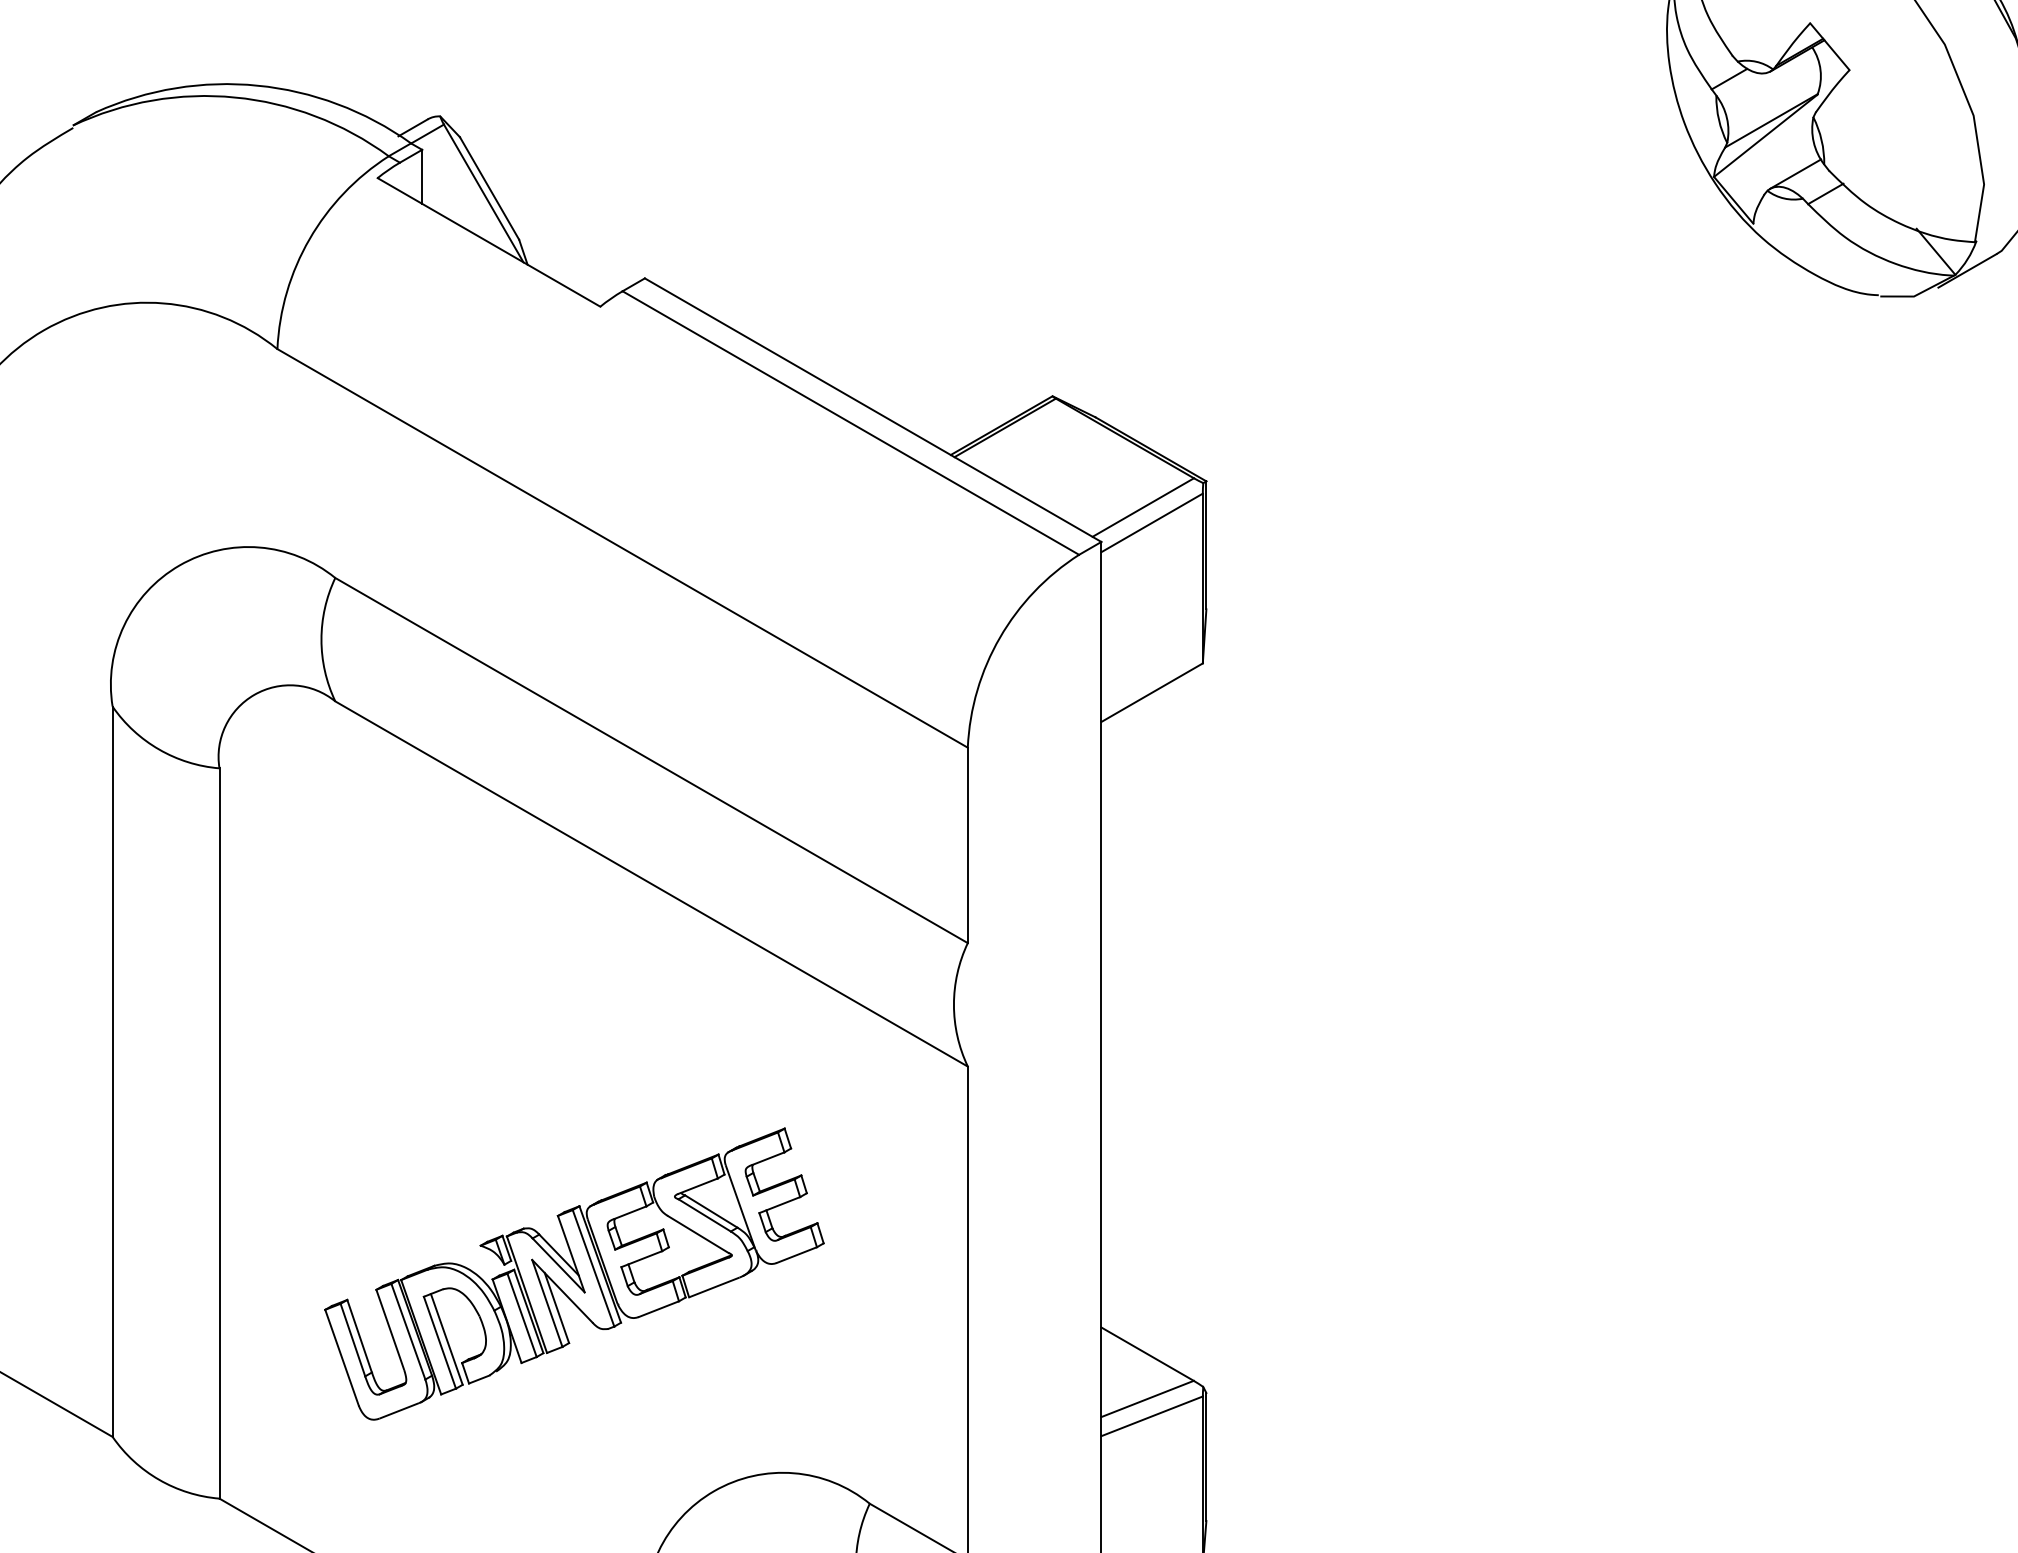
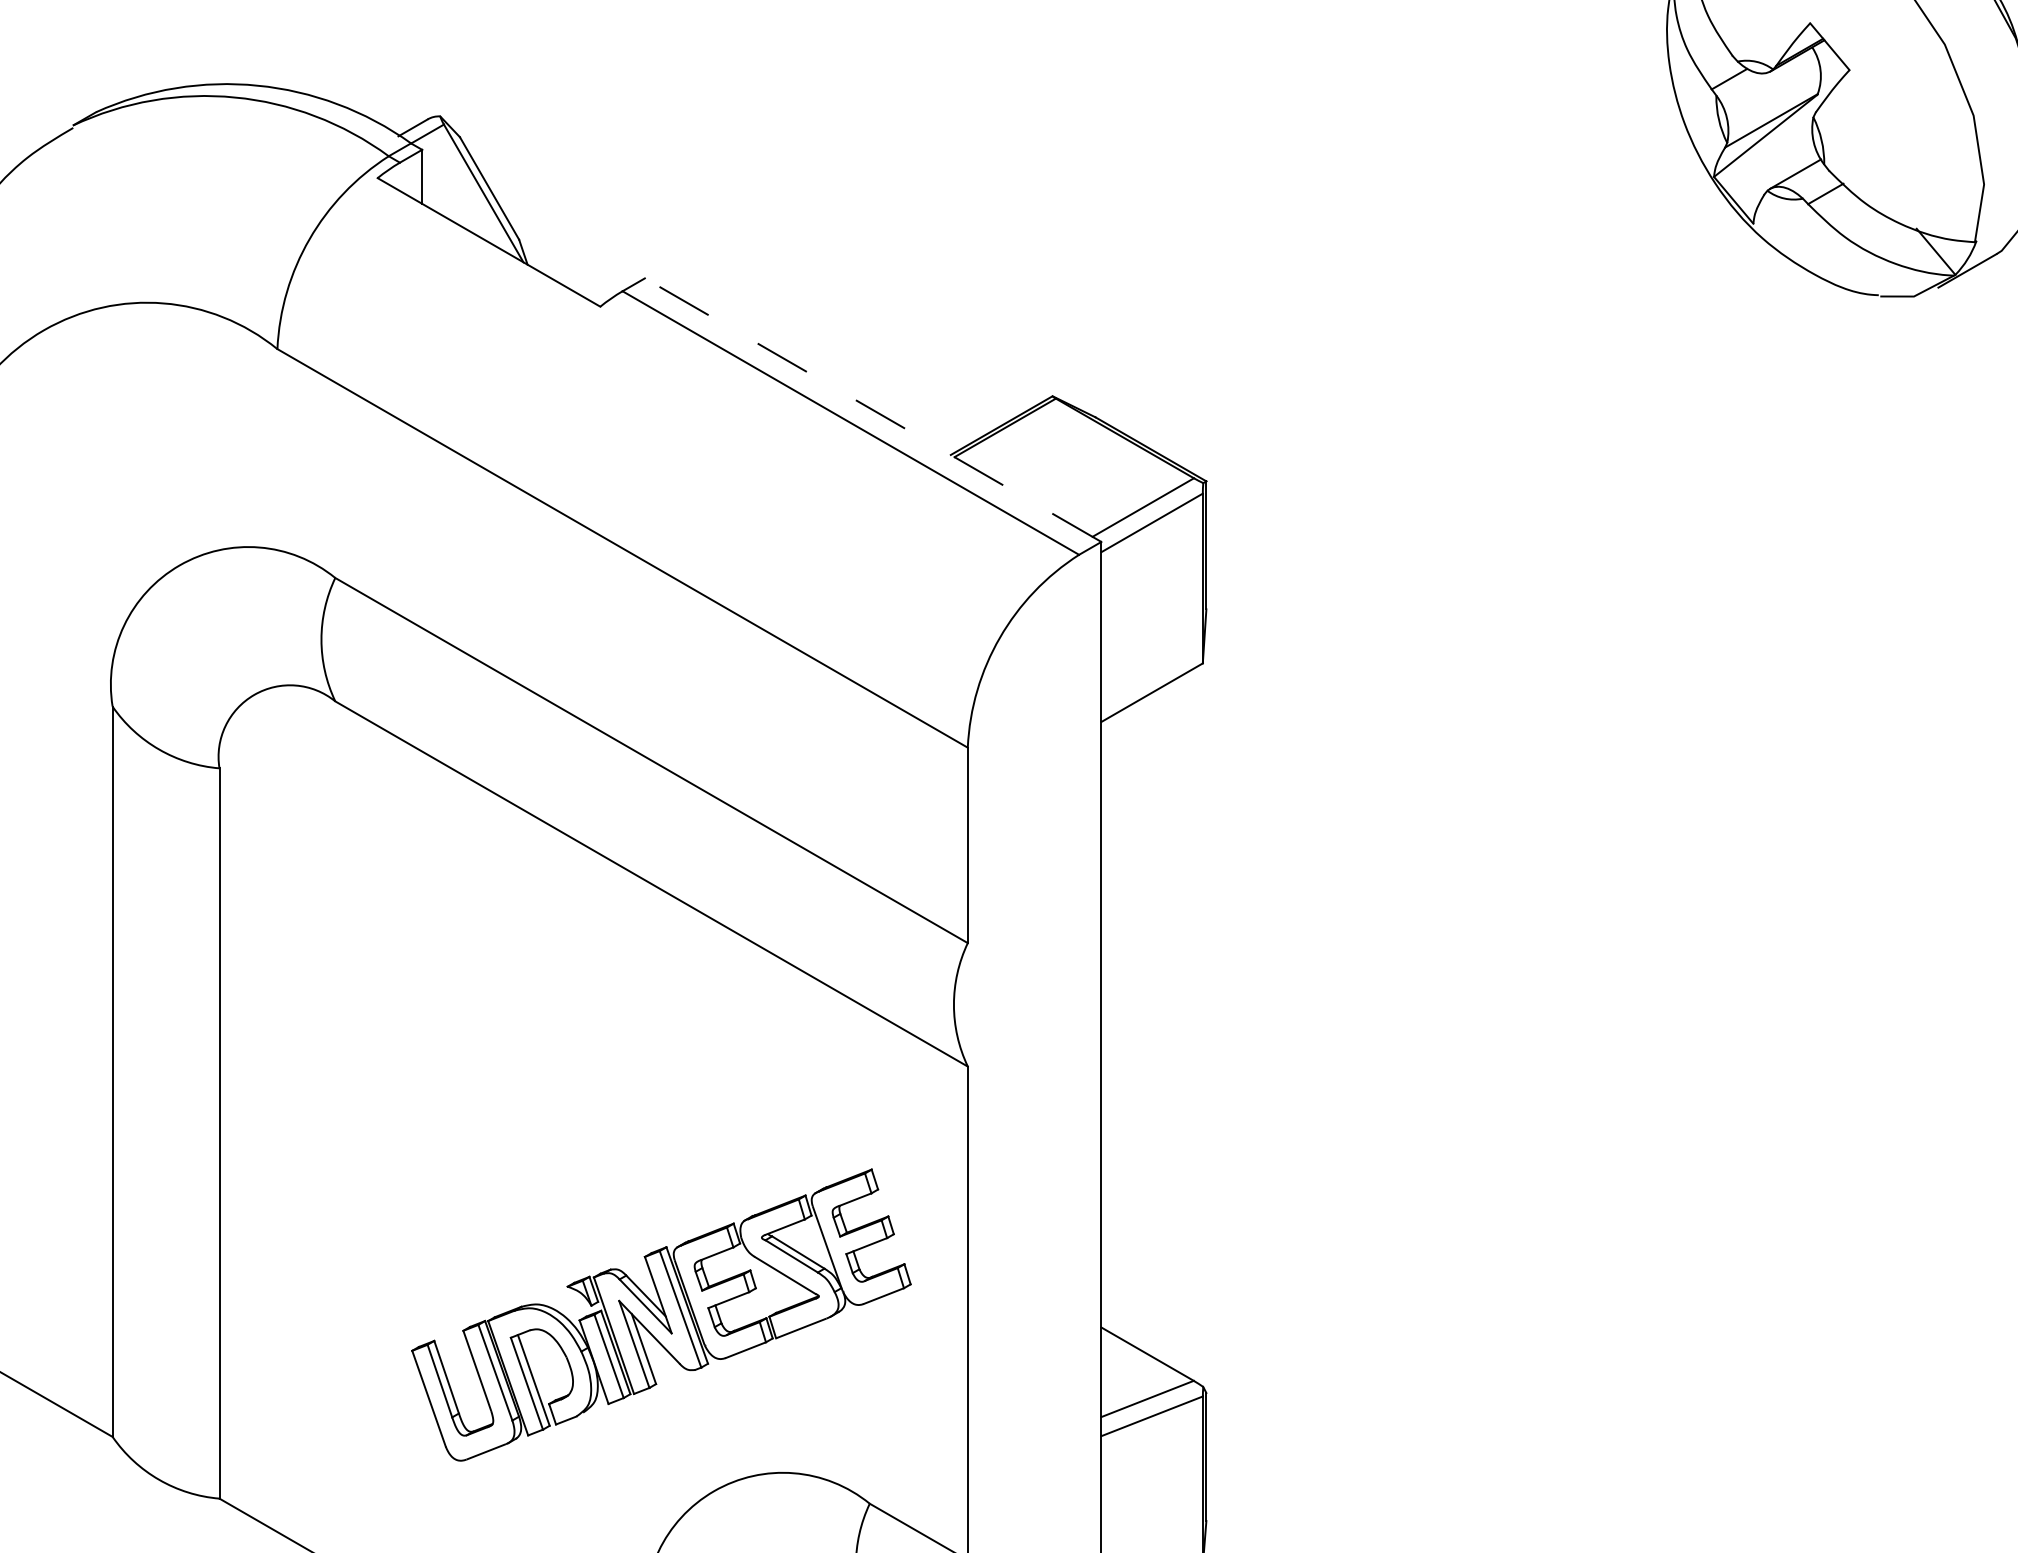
line: solid -> dashed (873, 410)
part position: (574, 1273) -> (661, 1314) (661, 1314)
